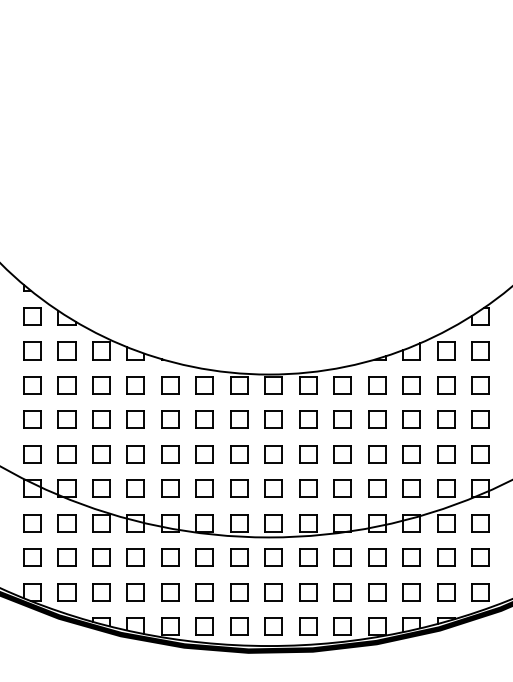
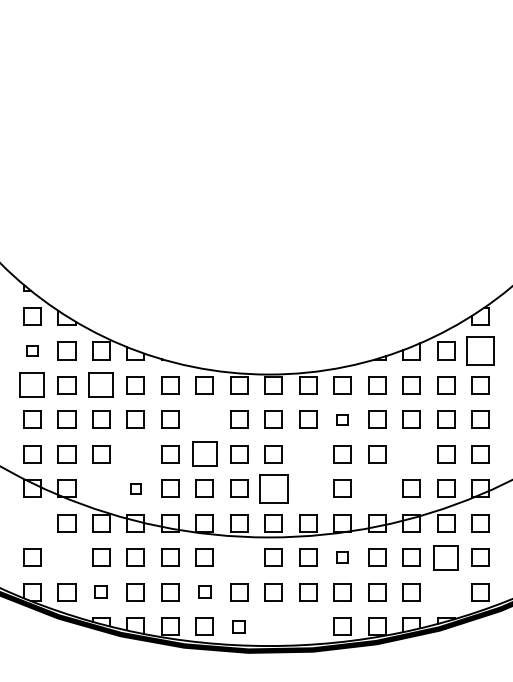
part size: 19x20 px -> 13x12 px (32, 350)
part size: 19x20 px -> 29x30 px (480, 350)
part size: 19x19 px -> 26x26 px (31, 384)
part size: 19x19 px -> 26x26 px (100, 384)
part: present -> none (204, 419)
part size: 19x19 px -> 13x12 px (342, 419)
part: present -> none (135, 454)
part size: 19x19 px -> 26x26 px (204, 453)
part: present -> none (308, 454)
part: present -> none (411, 454)
part: present -> none (101, 488)
part size: 19x19 px -> 12x12 px (135, 488)
part size: 19x19 px -> 30x30 px (273, 488)
part: present -> none (308, 488)
part: present -> none (377, 488)
part: present -> none (32, 523)
part: present -> none (66, 557)
part: present -> none (239, 557)
part size: 19x19 px -> 13x13 px (342, 557)
part size: 19x19 px -> 26x26 px (445, 557)
part size: 19x19 px -> 14x14 px (100, 591)
part size: 19x19 px -> 14x14 px (204, 591)
part: present -> none (446, 592)
part size: 19x19 px -> 14x14 px (238, 626)
part: present -> none (273, 626)
part: present -> none (308, 626)
